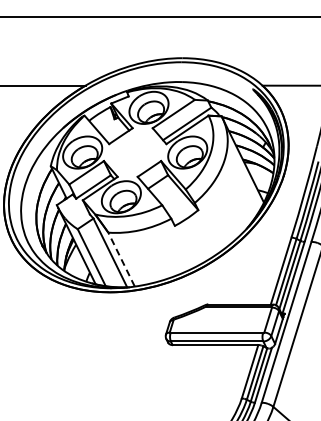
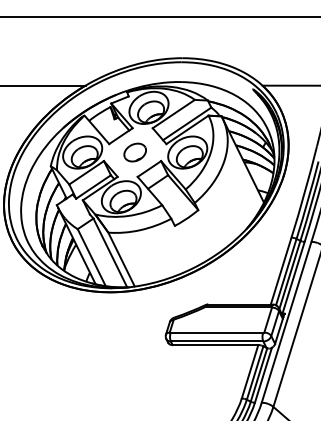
part: none -> present (134, 152)
line: dashed -> solid (121, 259)
